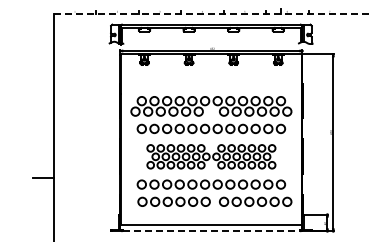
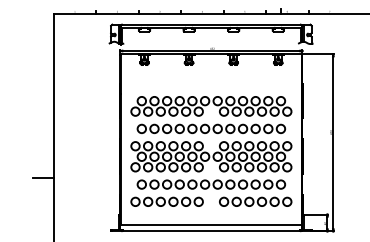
line: dashed -> solid (211, 13)
part size: 131x26 px -> 163x32 px (211, 156)
part position: (173, 201) -> (166, 201) (166, 201)
line: dashed -> solid (211, 231)
